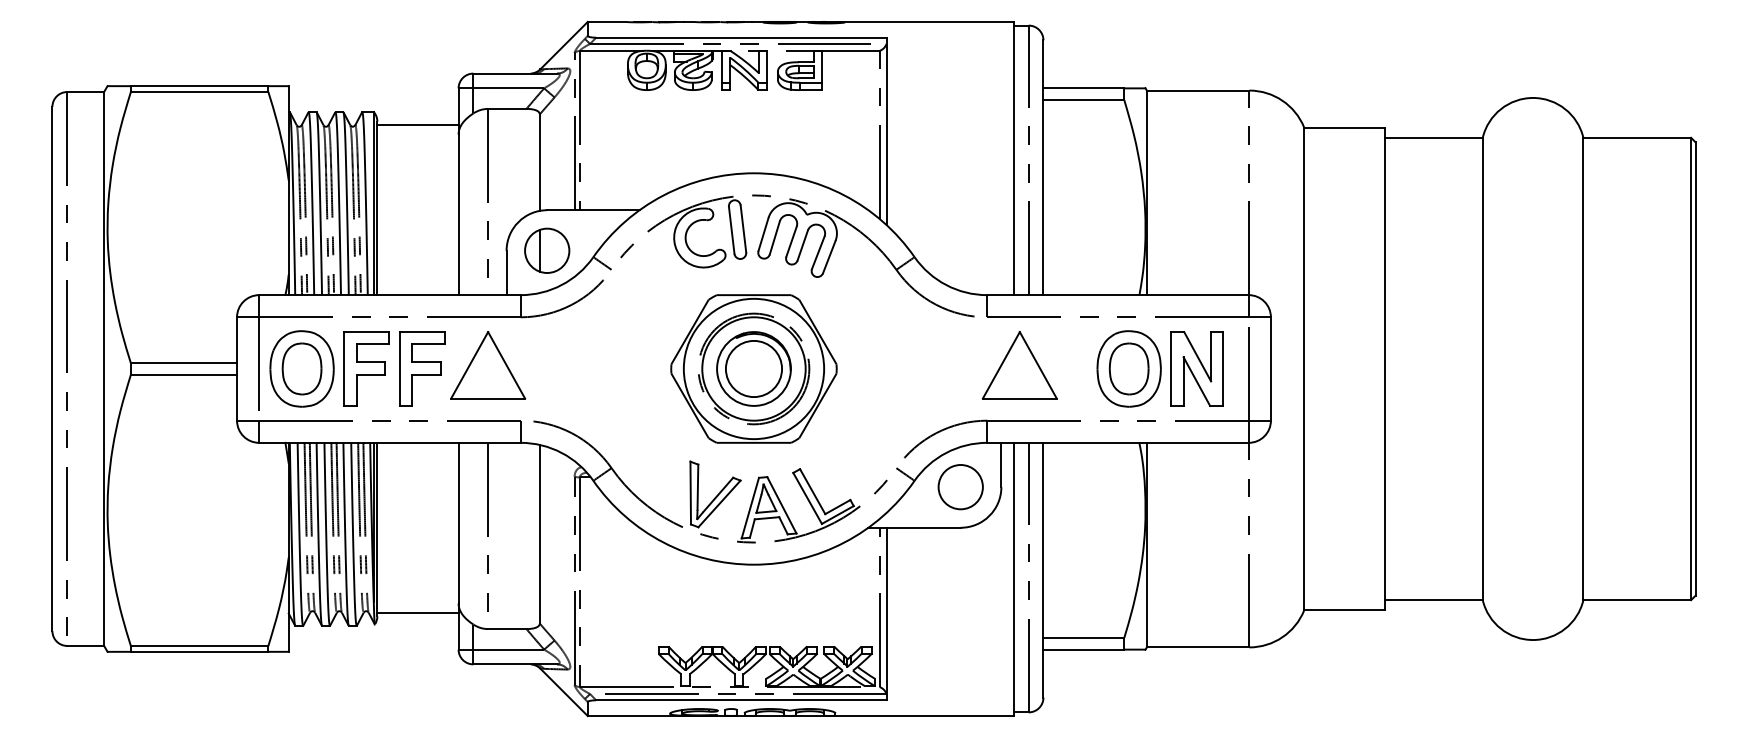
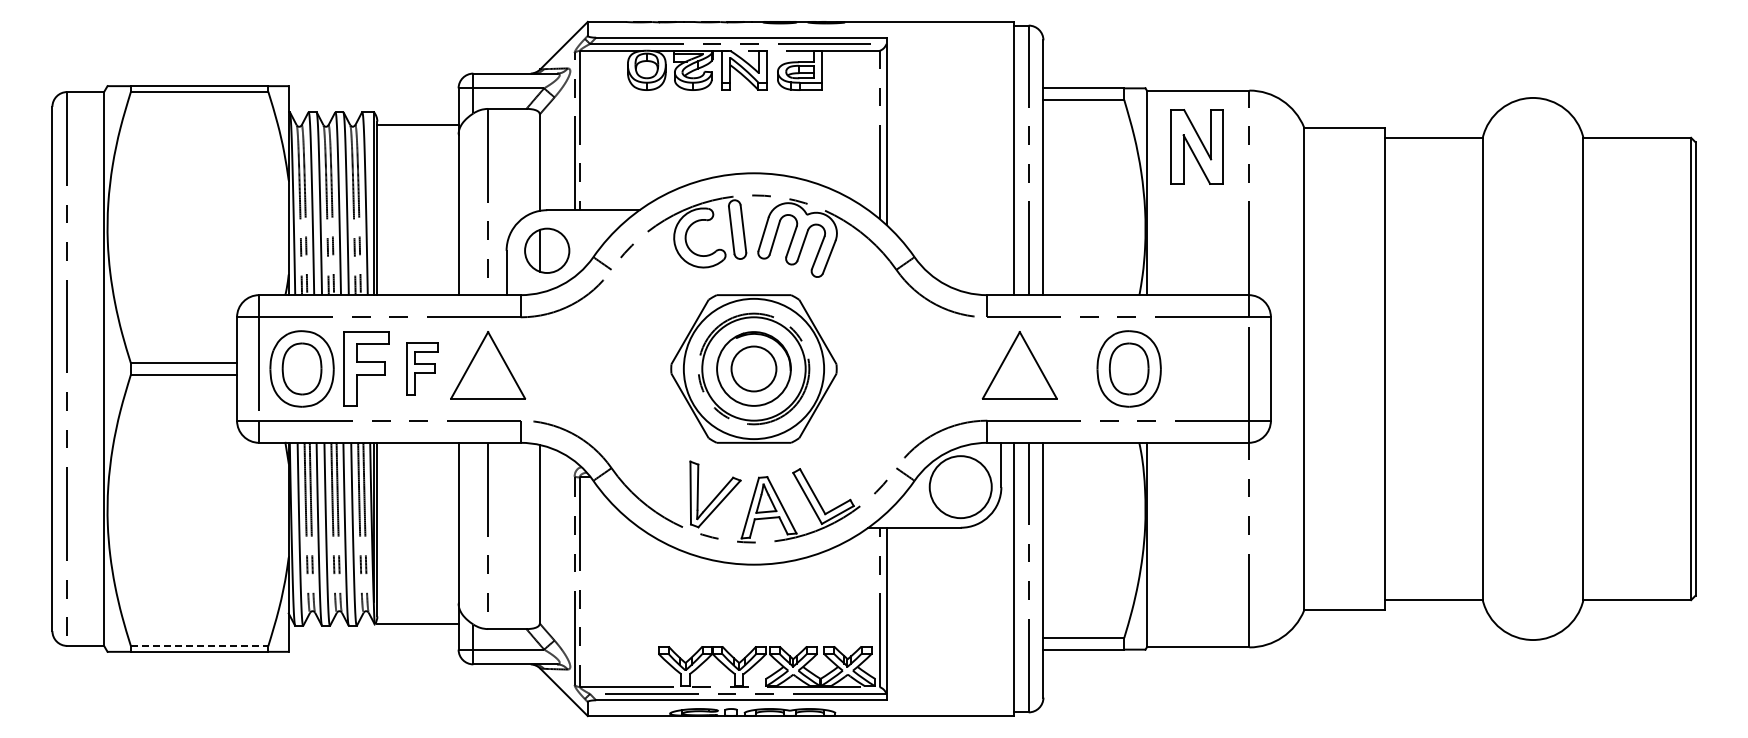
part size: 47x76 px -> 33x54 px (422, 368)
circle diameter: 56 px -> 45 px (753, 368)
part position: (1196, 368) -> (1196, 146) (1196, 146)
circle diameter: 44 px -> 62 px (960, 487)
line position: (417, 612) -> (417, 623) (417, 623)
line: solid -> dashed (199, 646)
